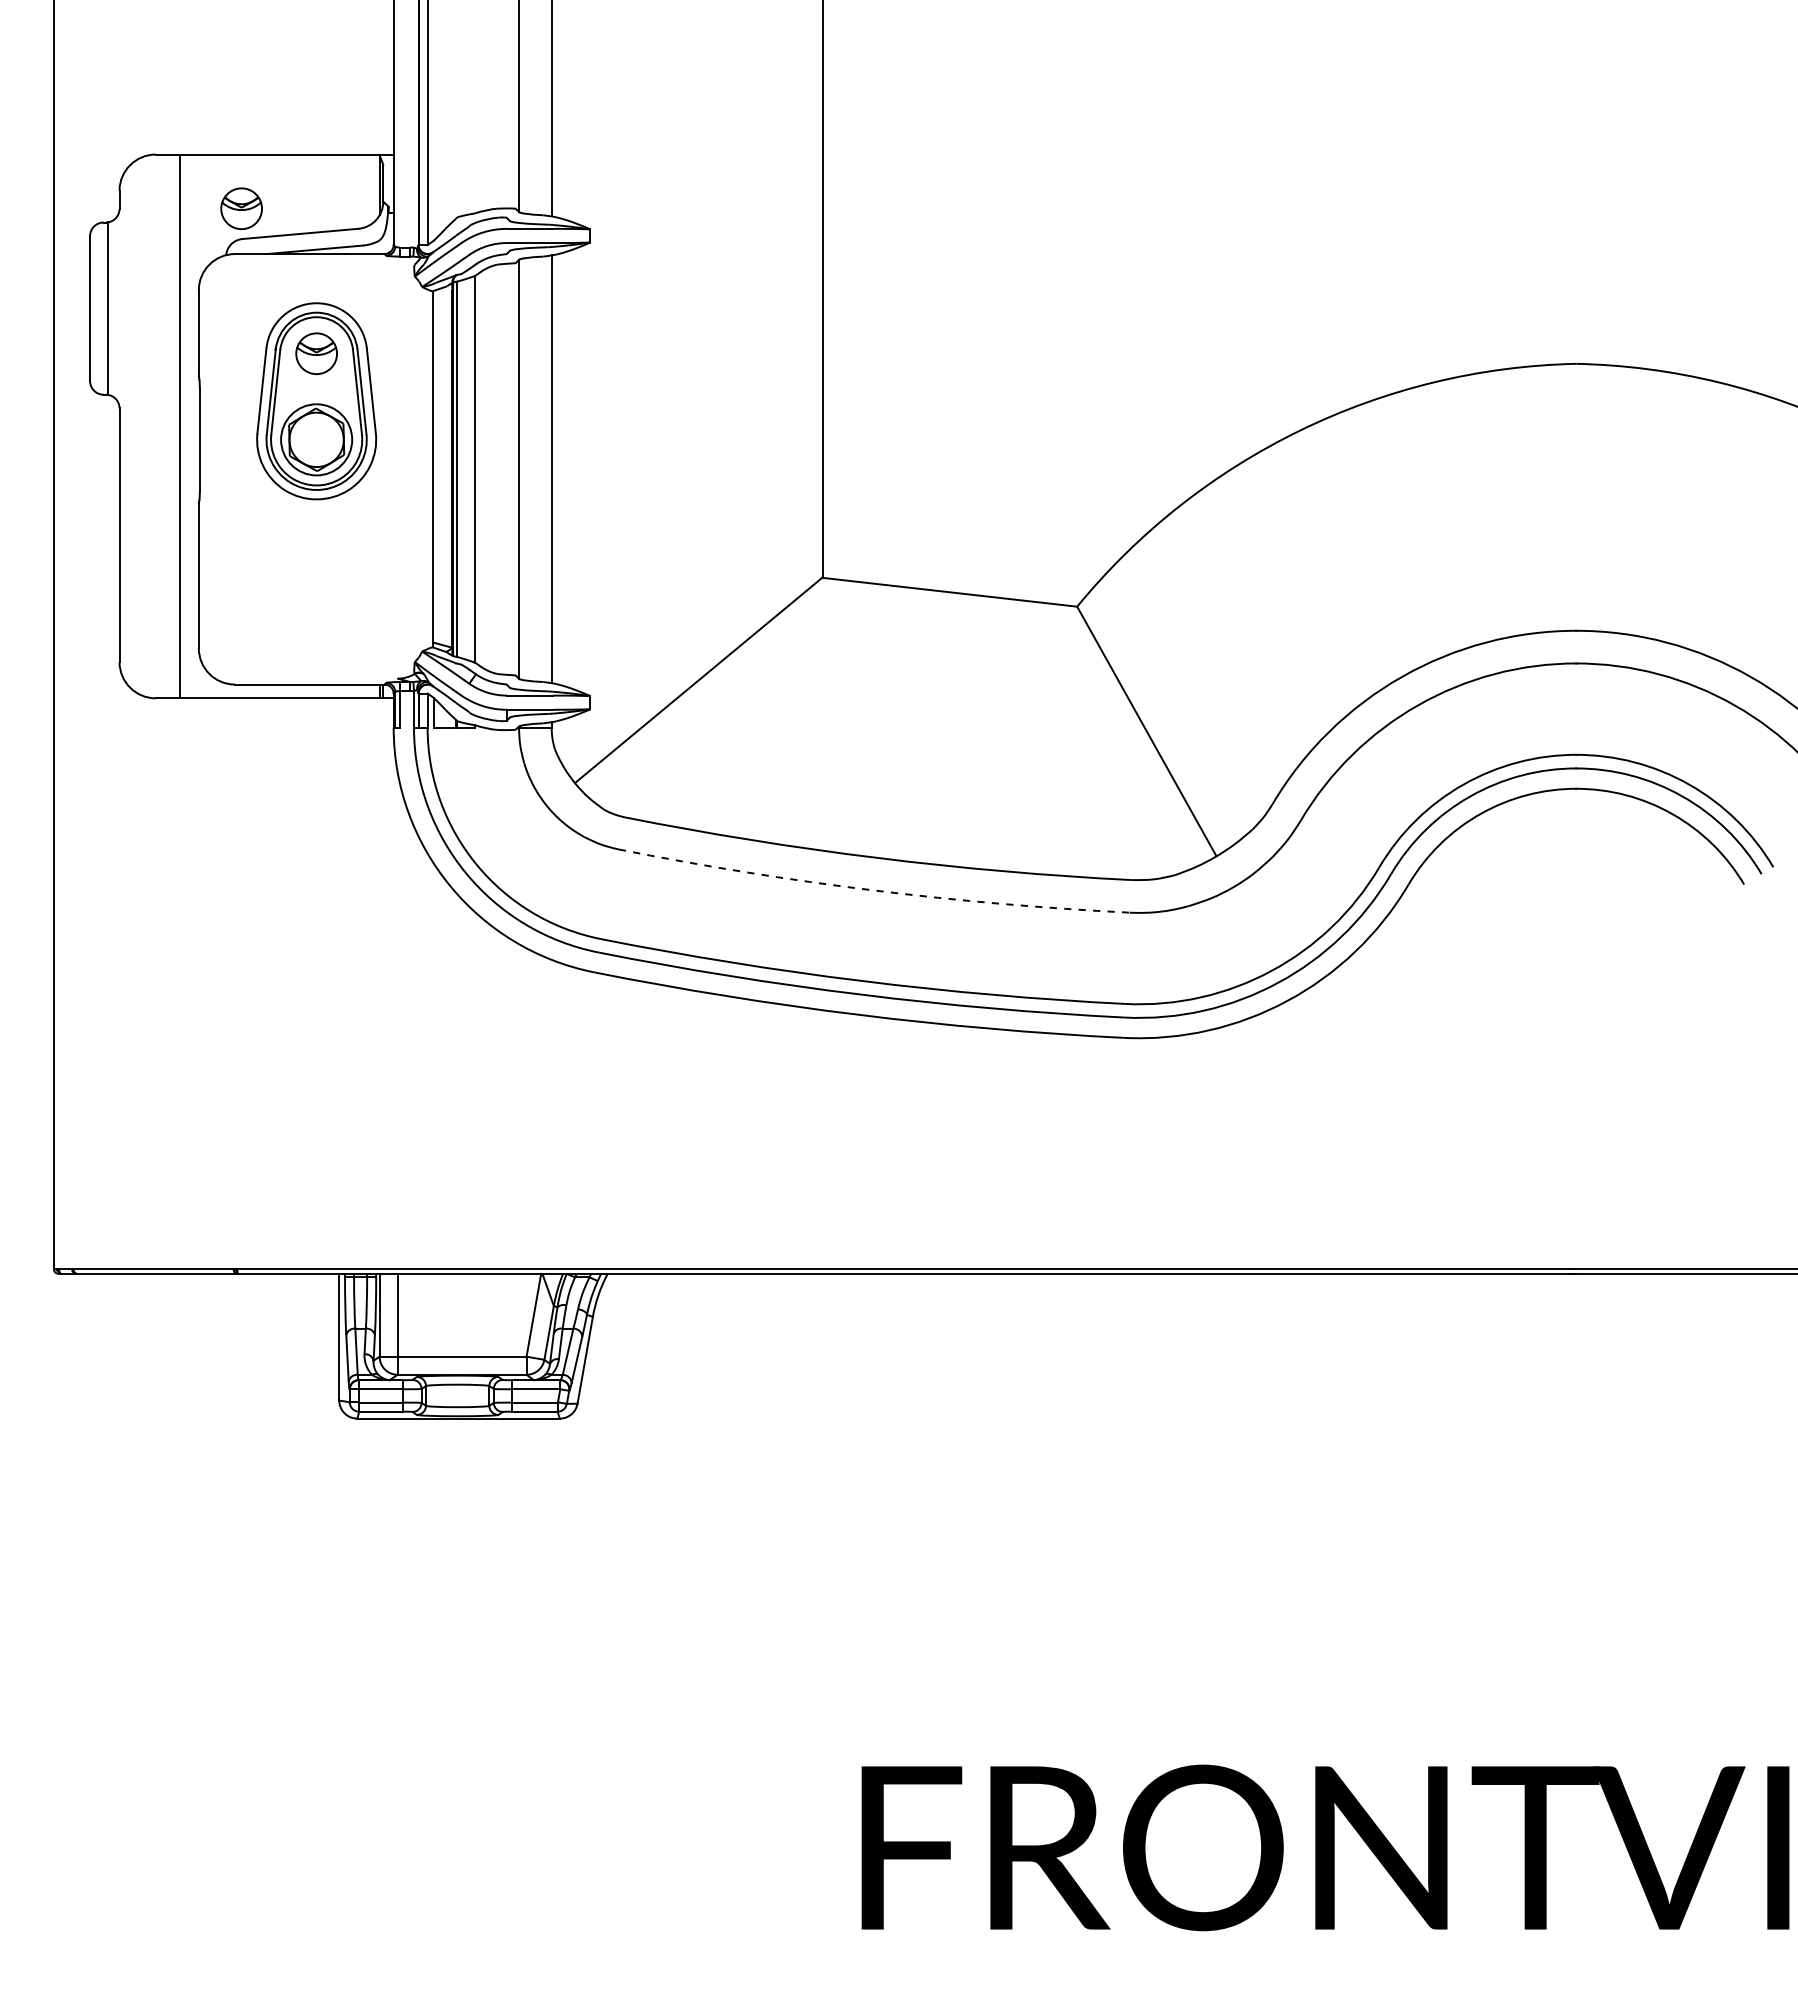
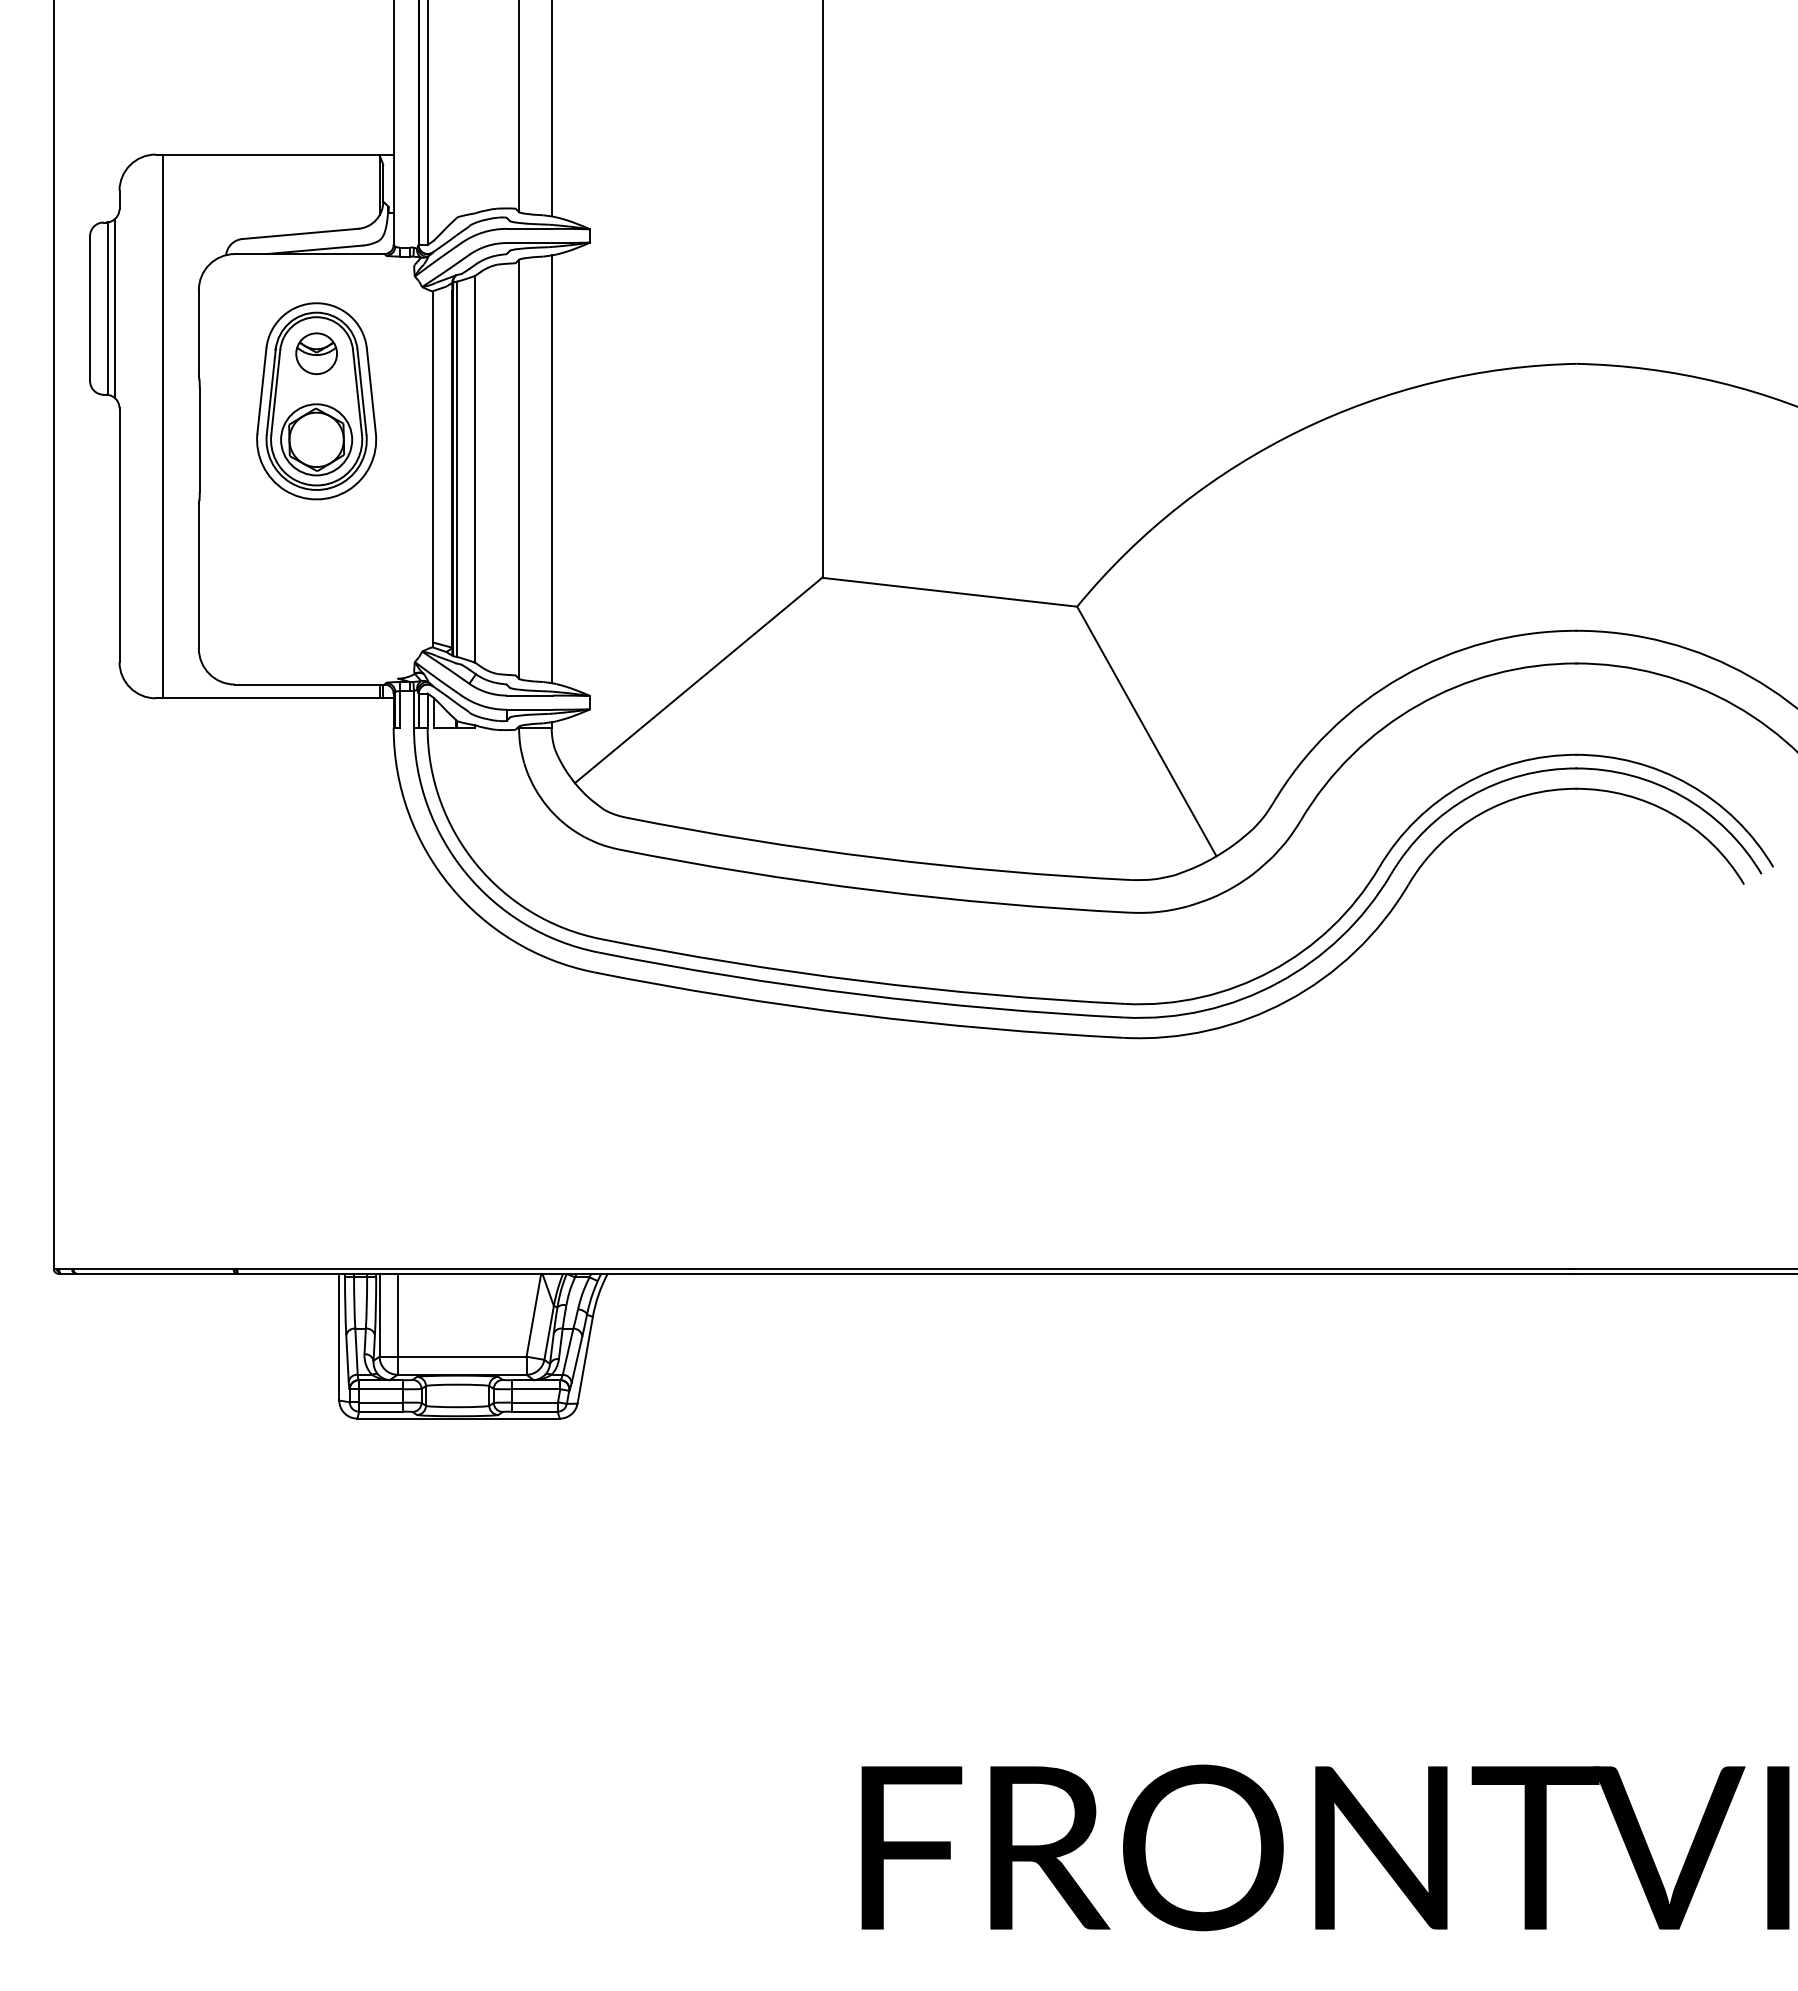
part: present -> none (241, 208)
line: none -> present (114, 308)
line position: (179, 426) -> (162, 426) (162, 426)
arc: dashed -> solid (873, 890)
